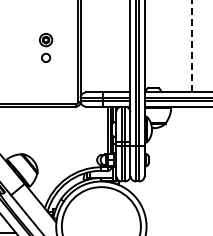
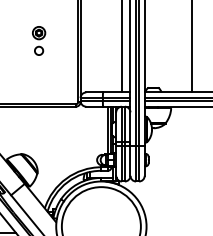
line: dashed -> solid (191, 46)
part position: (46, 47) -> (39, 40) (39, 40)
line: none -> present (122, 47)
